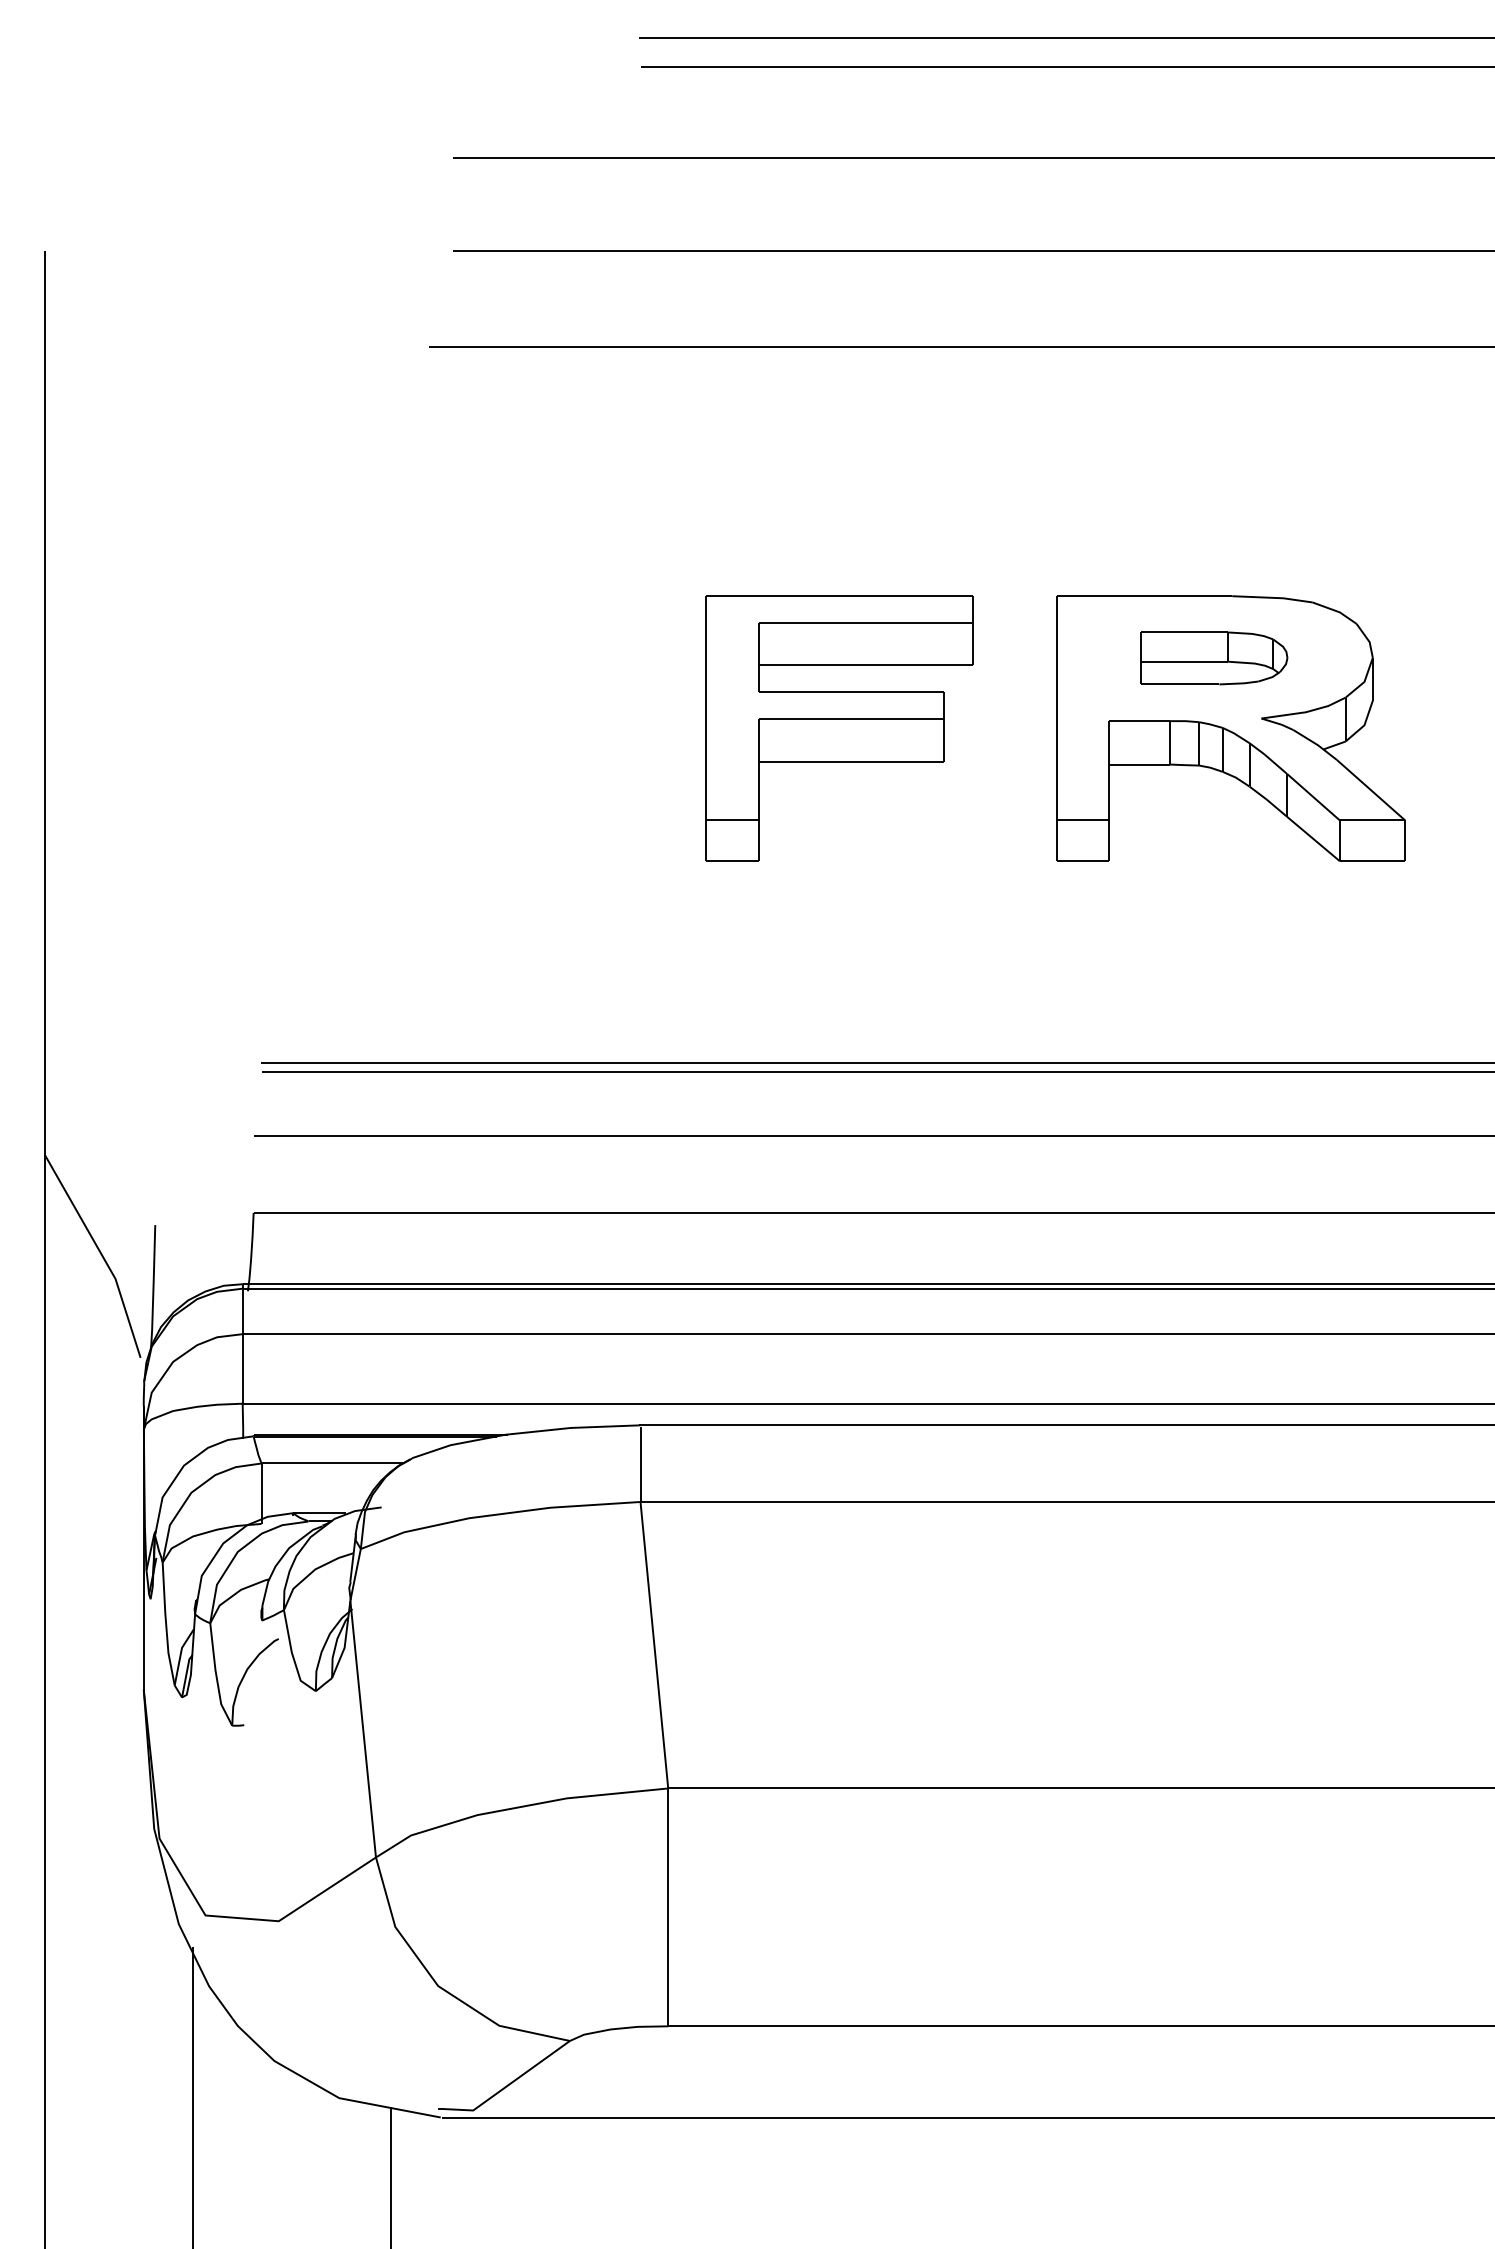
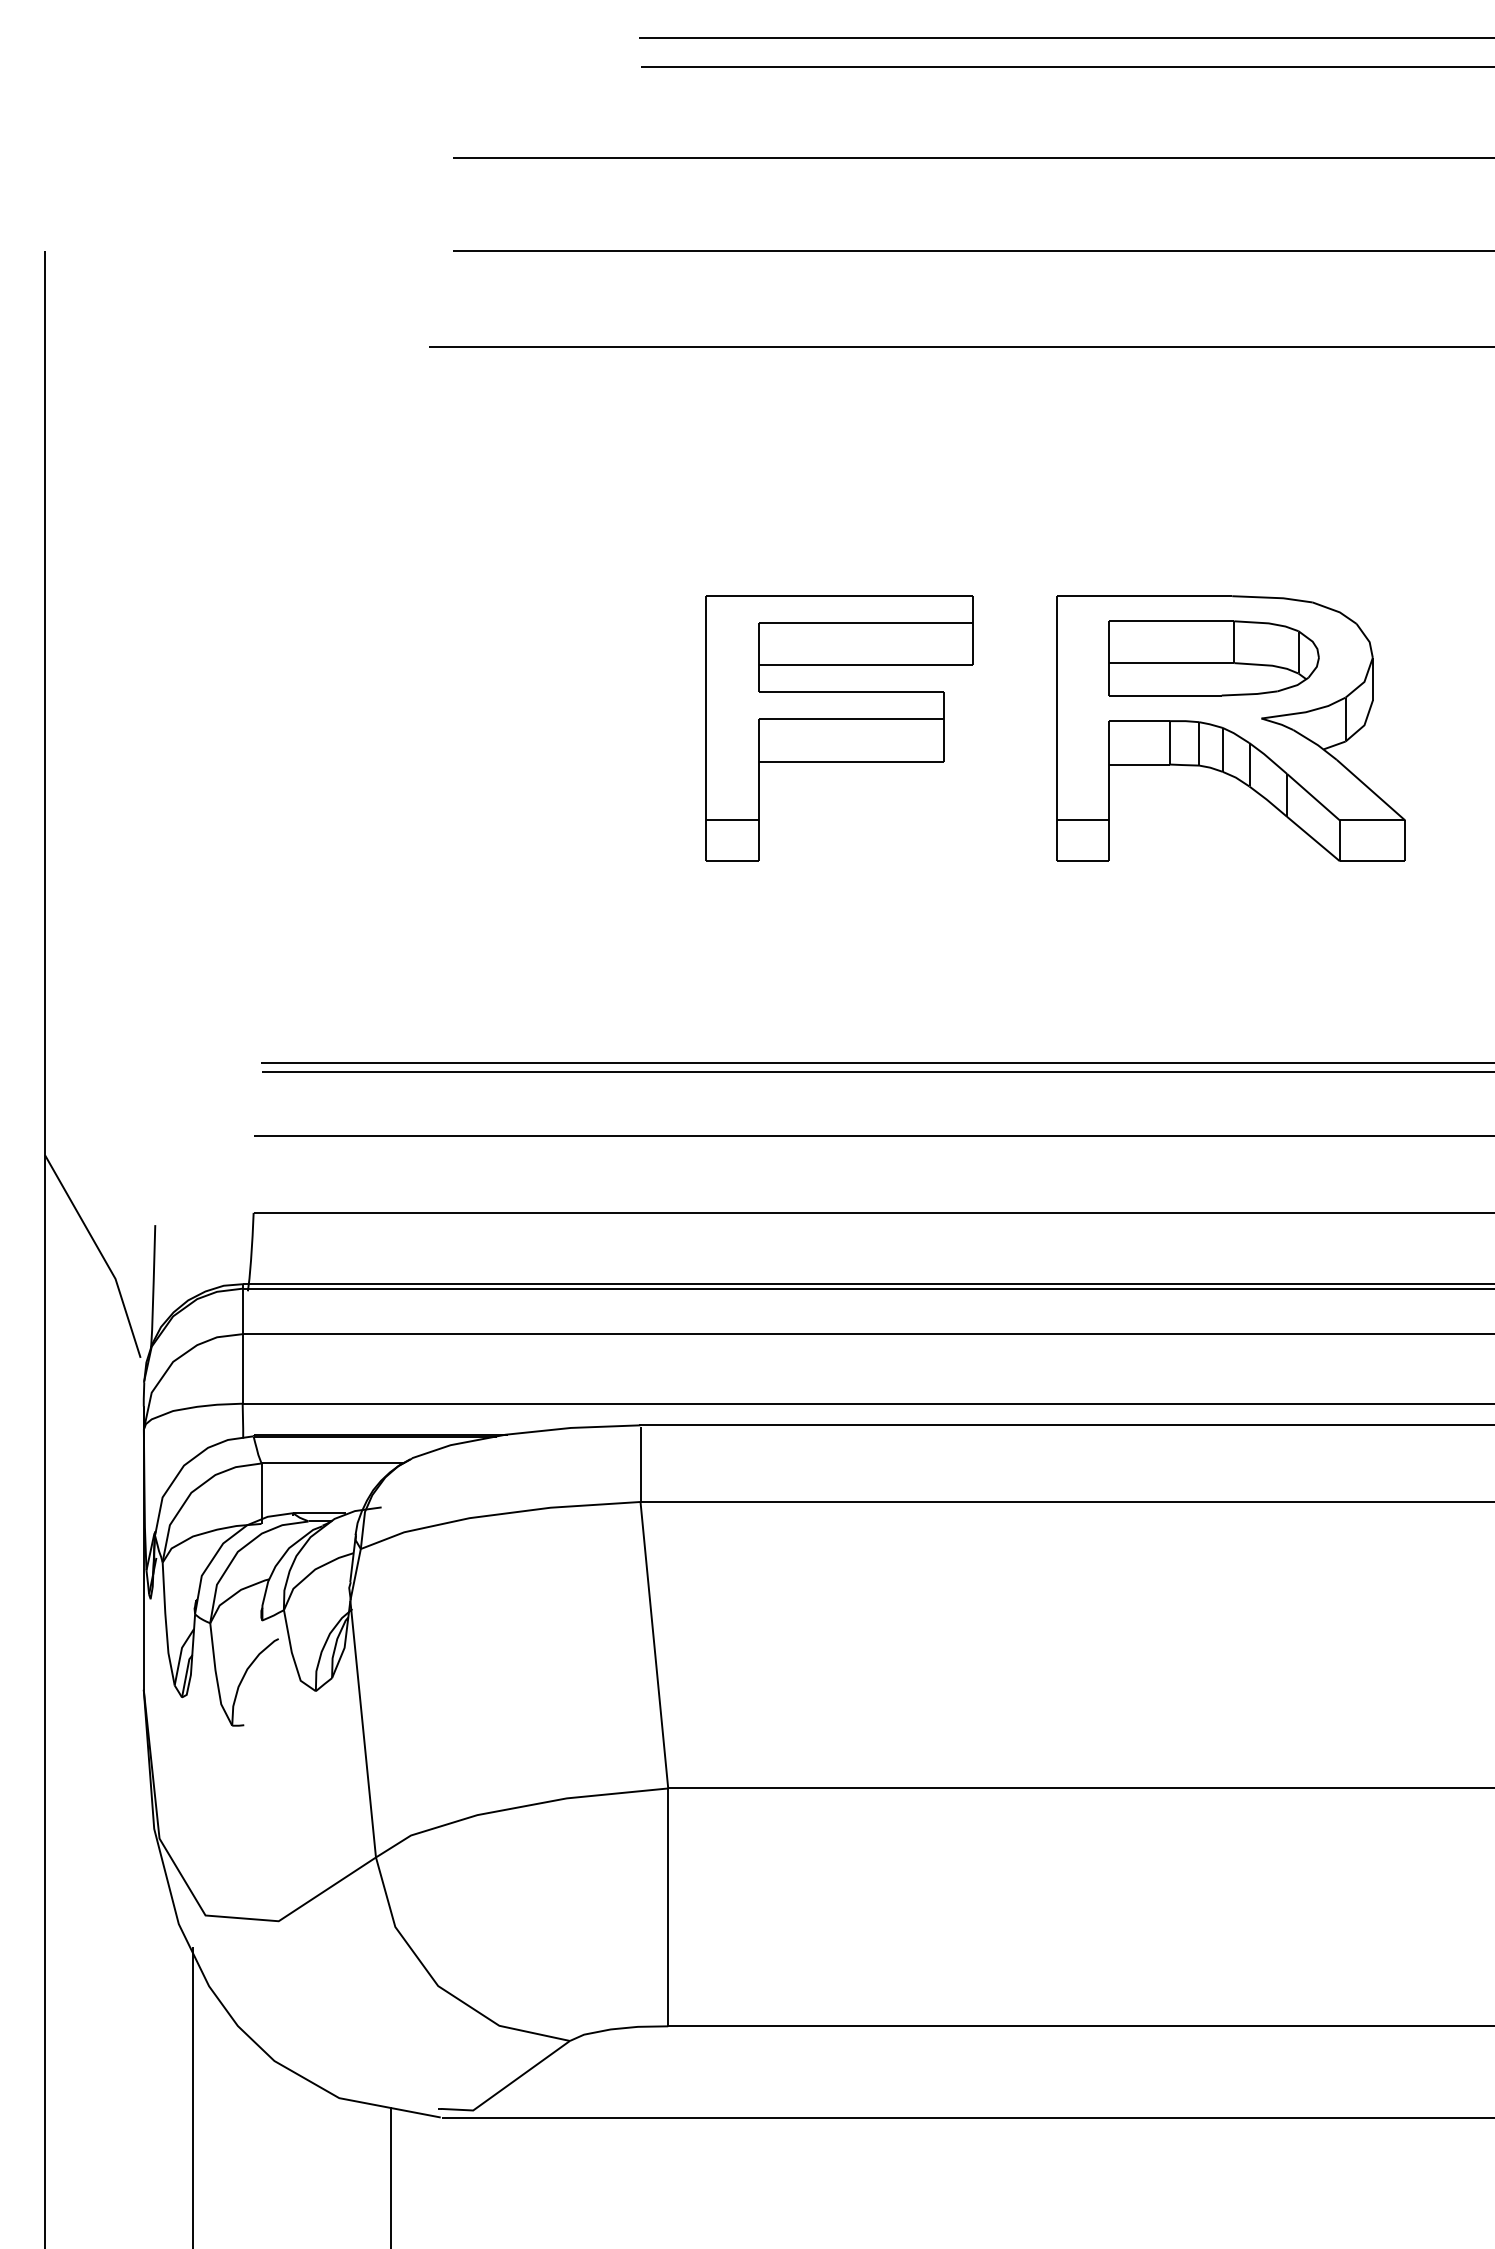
part size: 149x55 px -> 212x77 px (1213, 658)
